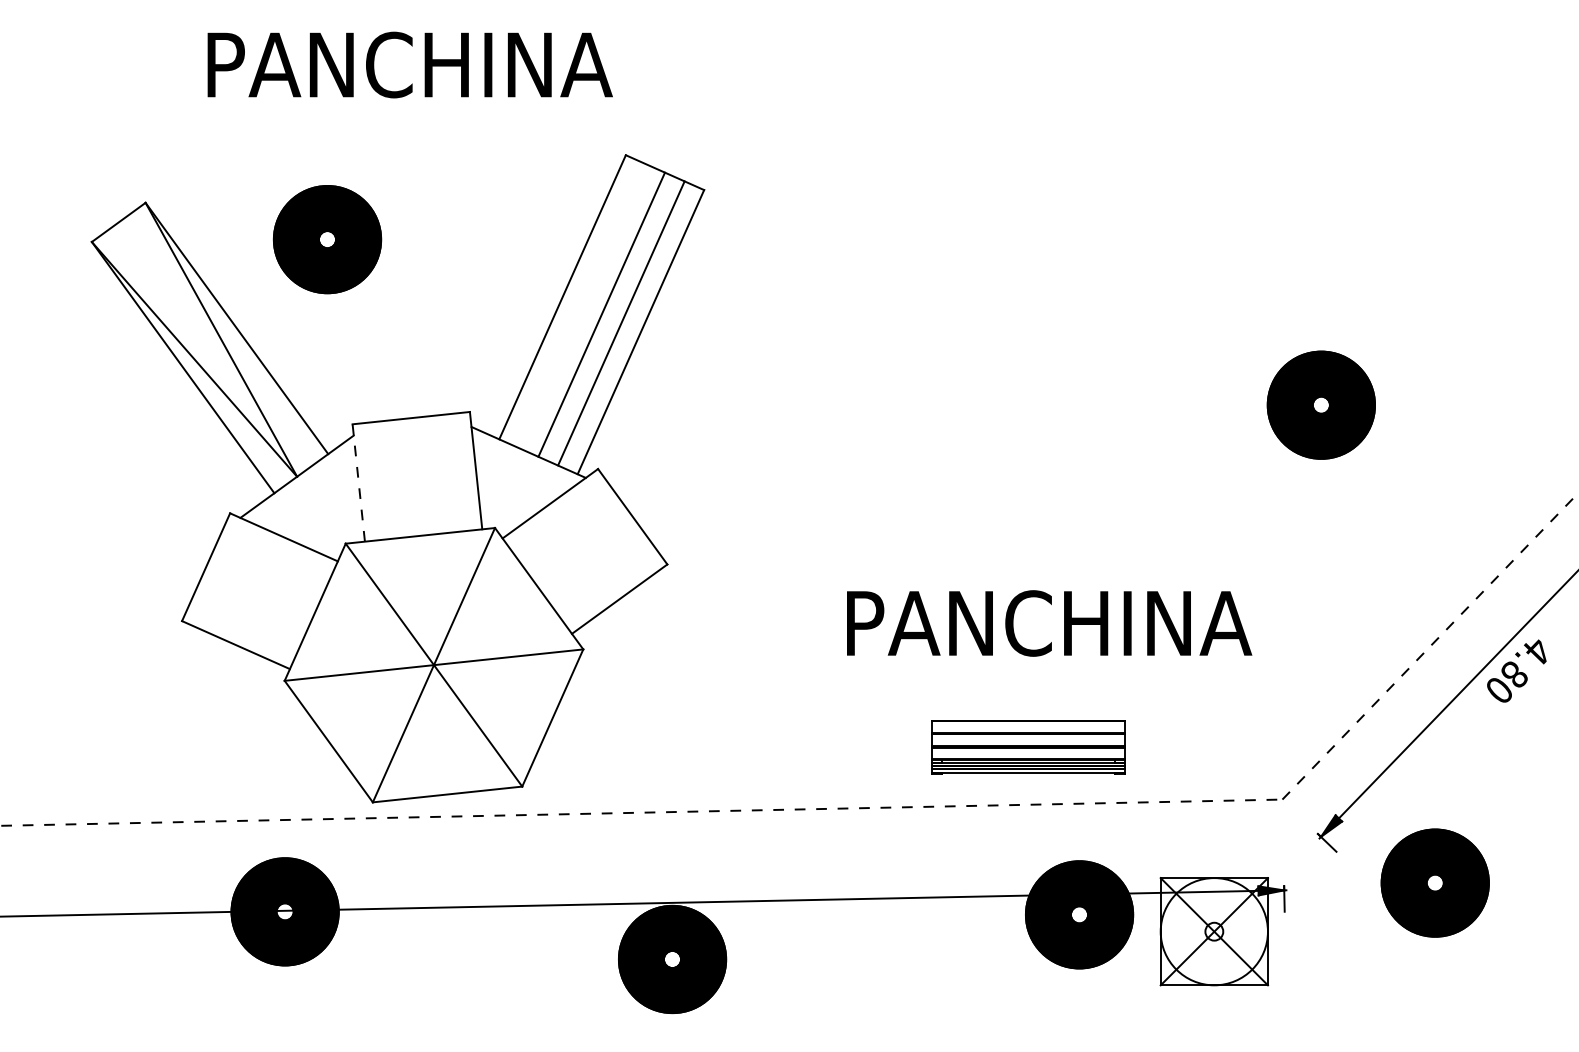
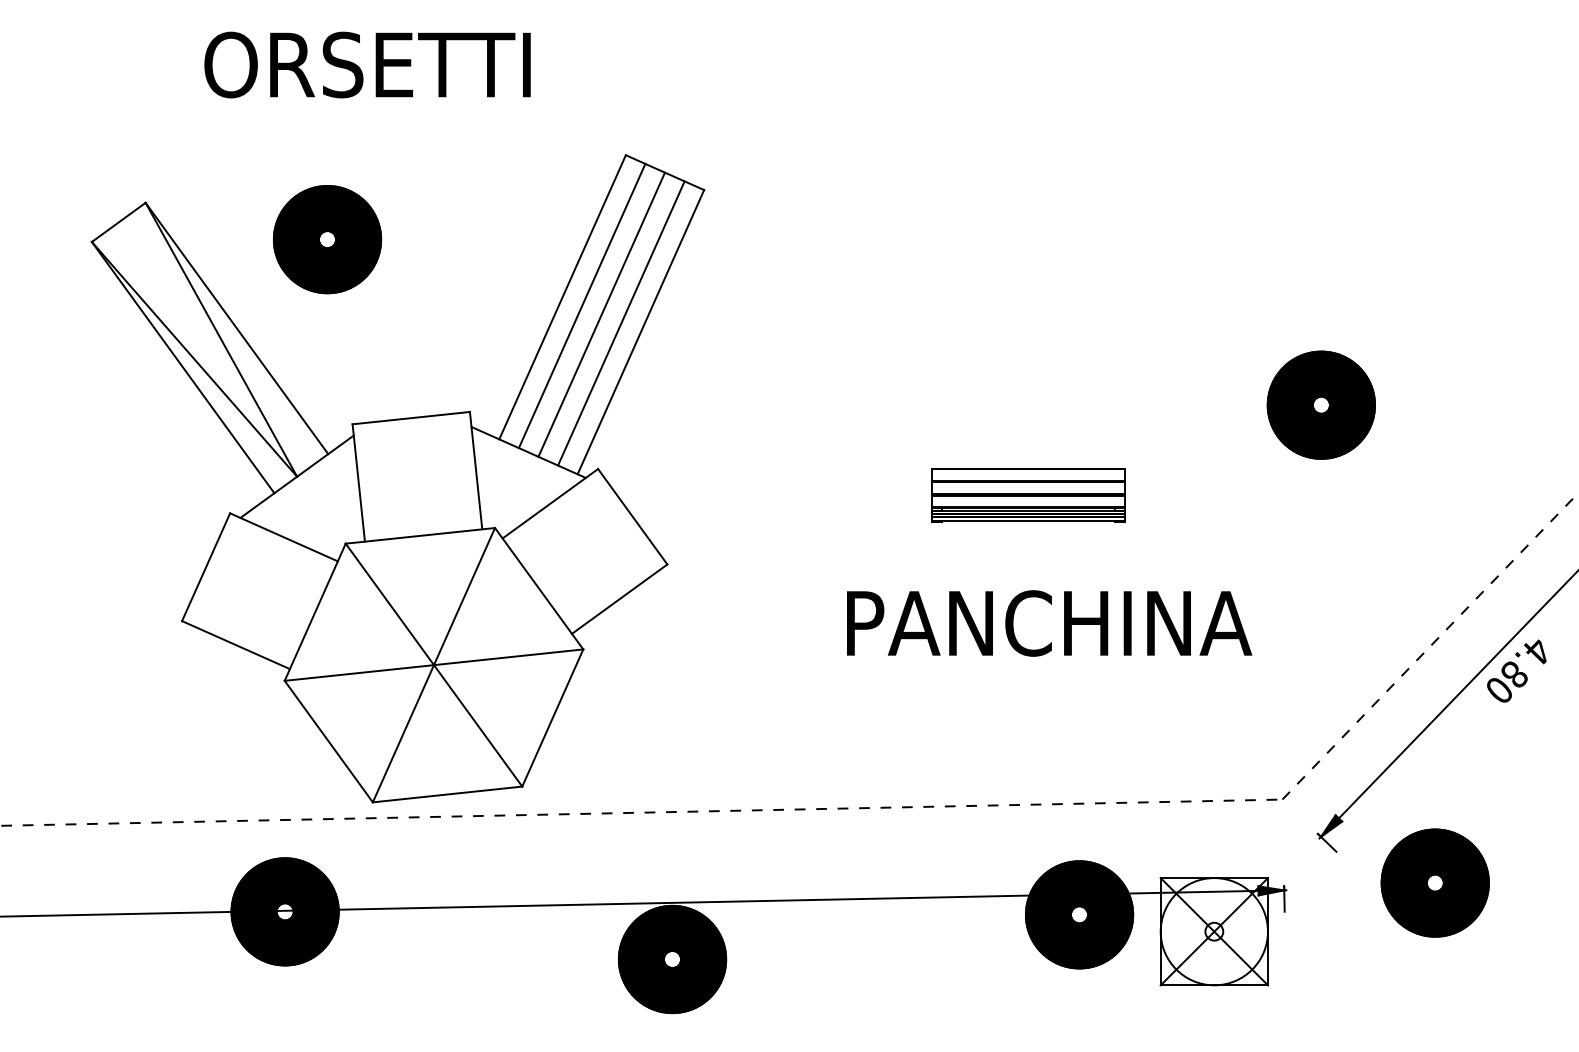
text: PANCHINA -> ORSETTI (408, 64)
line: none -> present (581, 305)
line: dashed -> solid (358, 482)
part position: (1028, 747) -> (1028, 495) (1028, 495)
